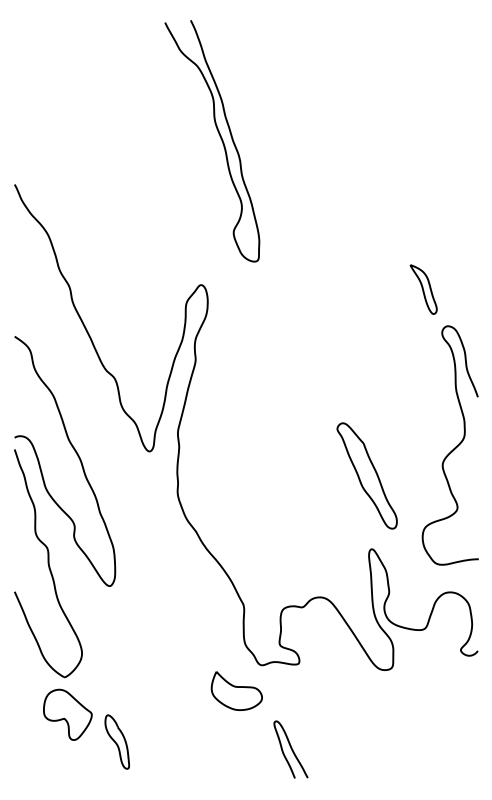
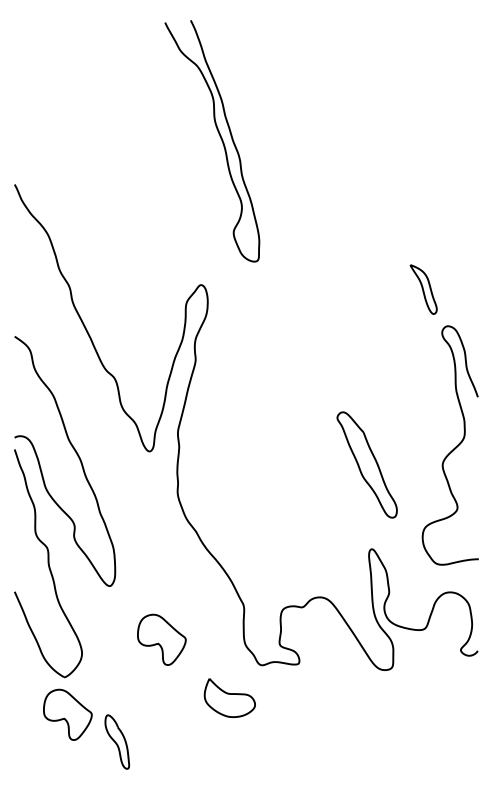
part position: (366, 475) -> (366, 464) (366, 464)
part: none -> present (161, 639)
part position: (236, 690) -> (229, 697) (229, 697)
curve: present -> none (290, 748)
